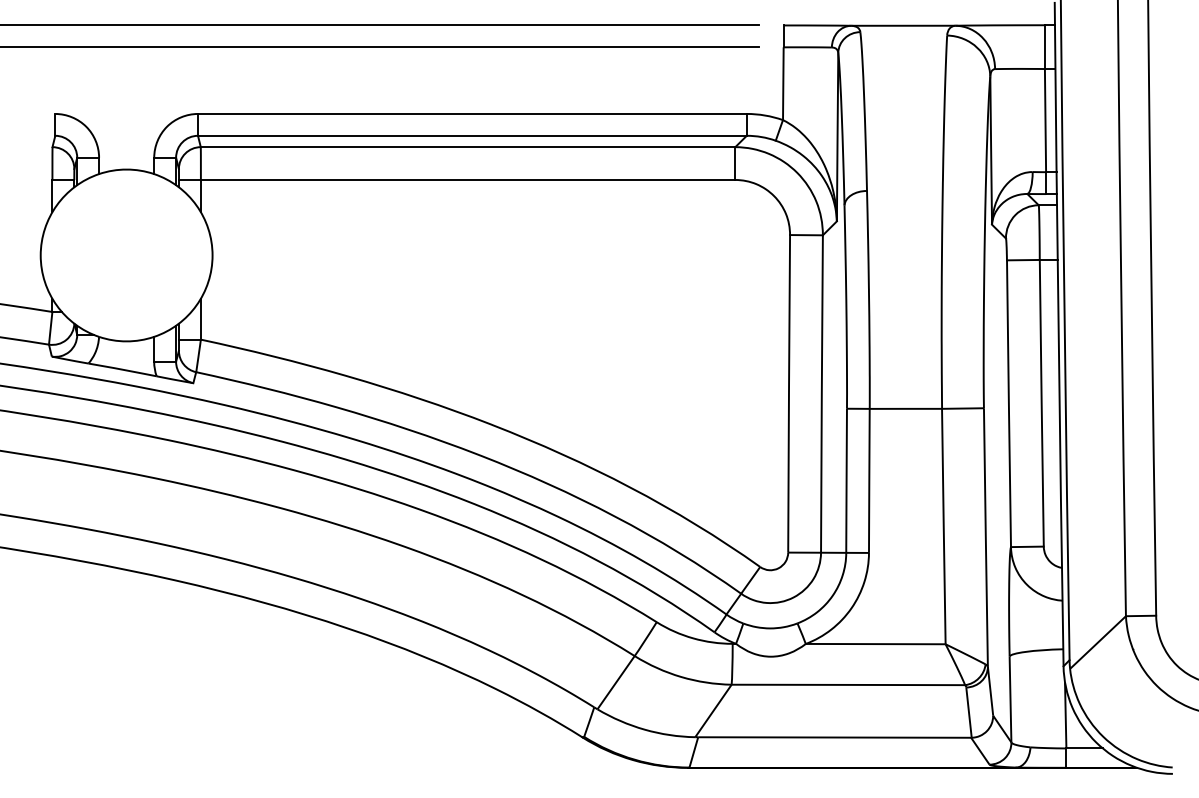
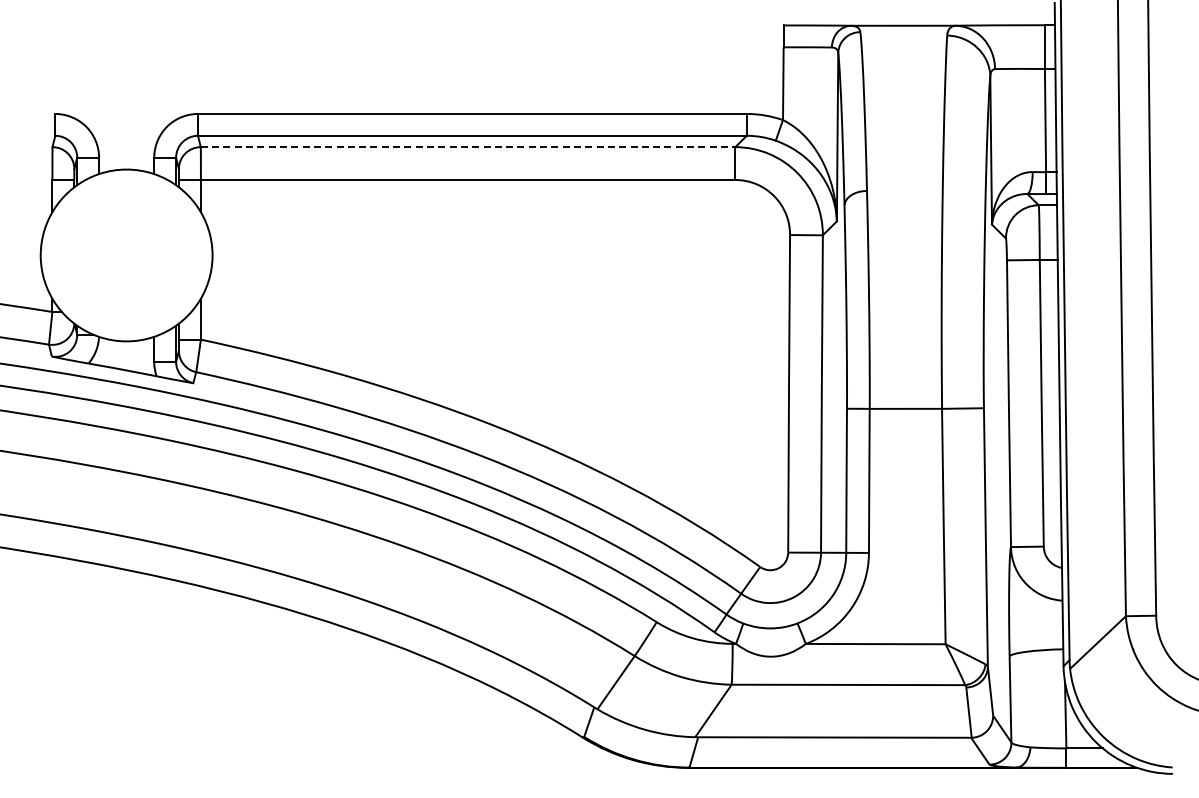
line: present -> none (380, 25)
line: present -> none (380, 47)
line: solid -> dashed (468, 147)
